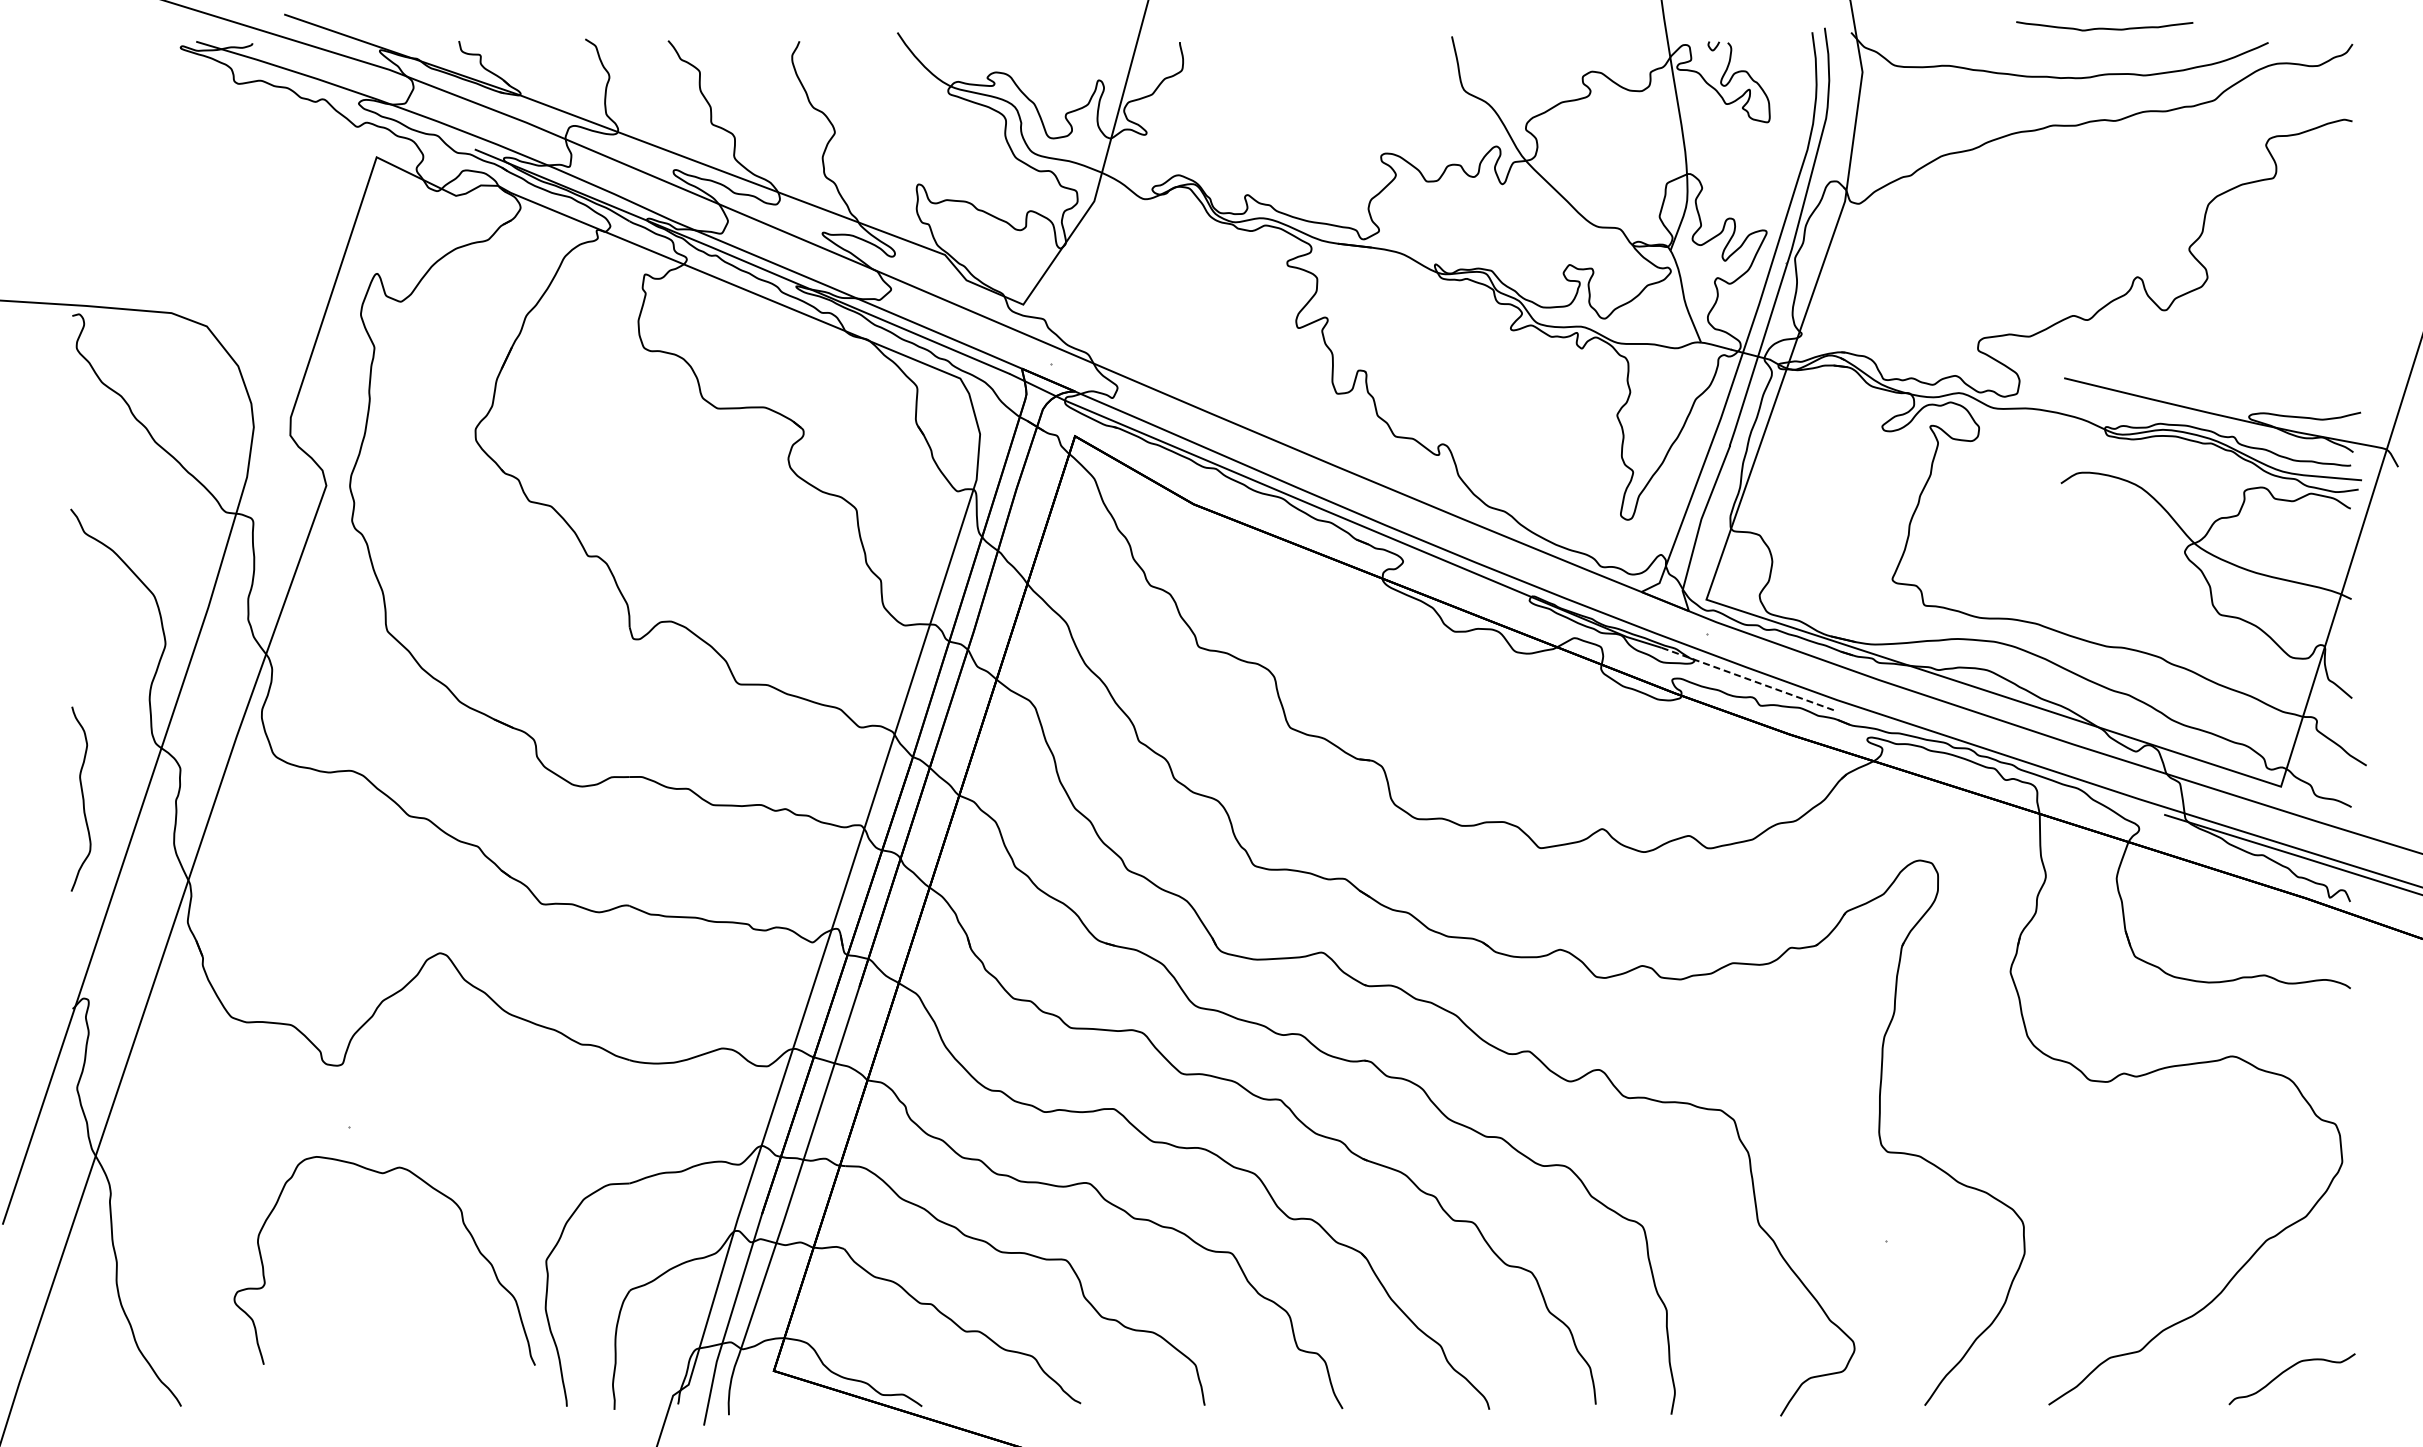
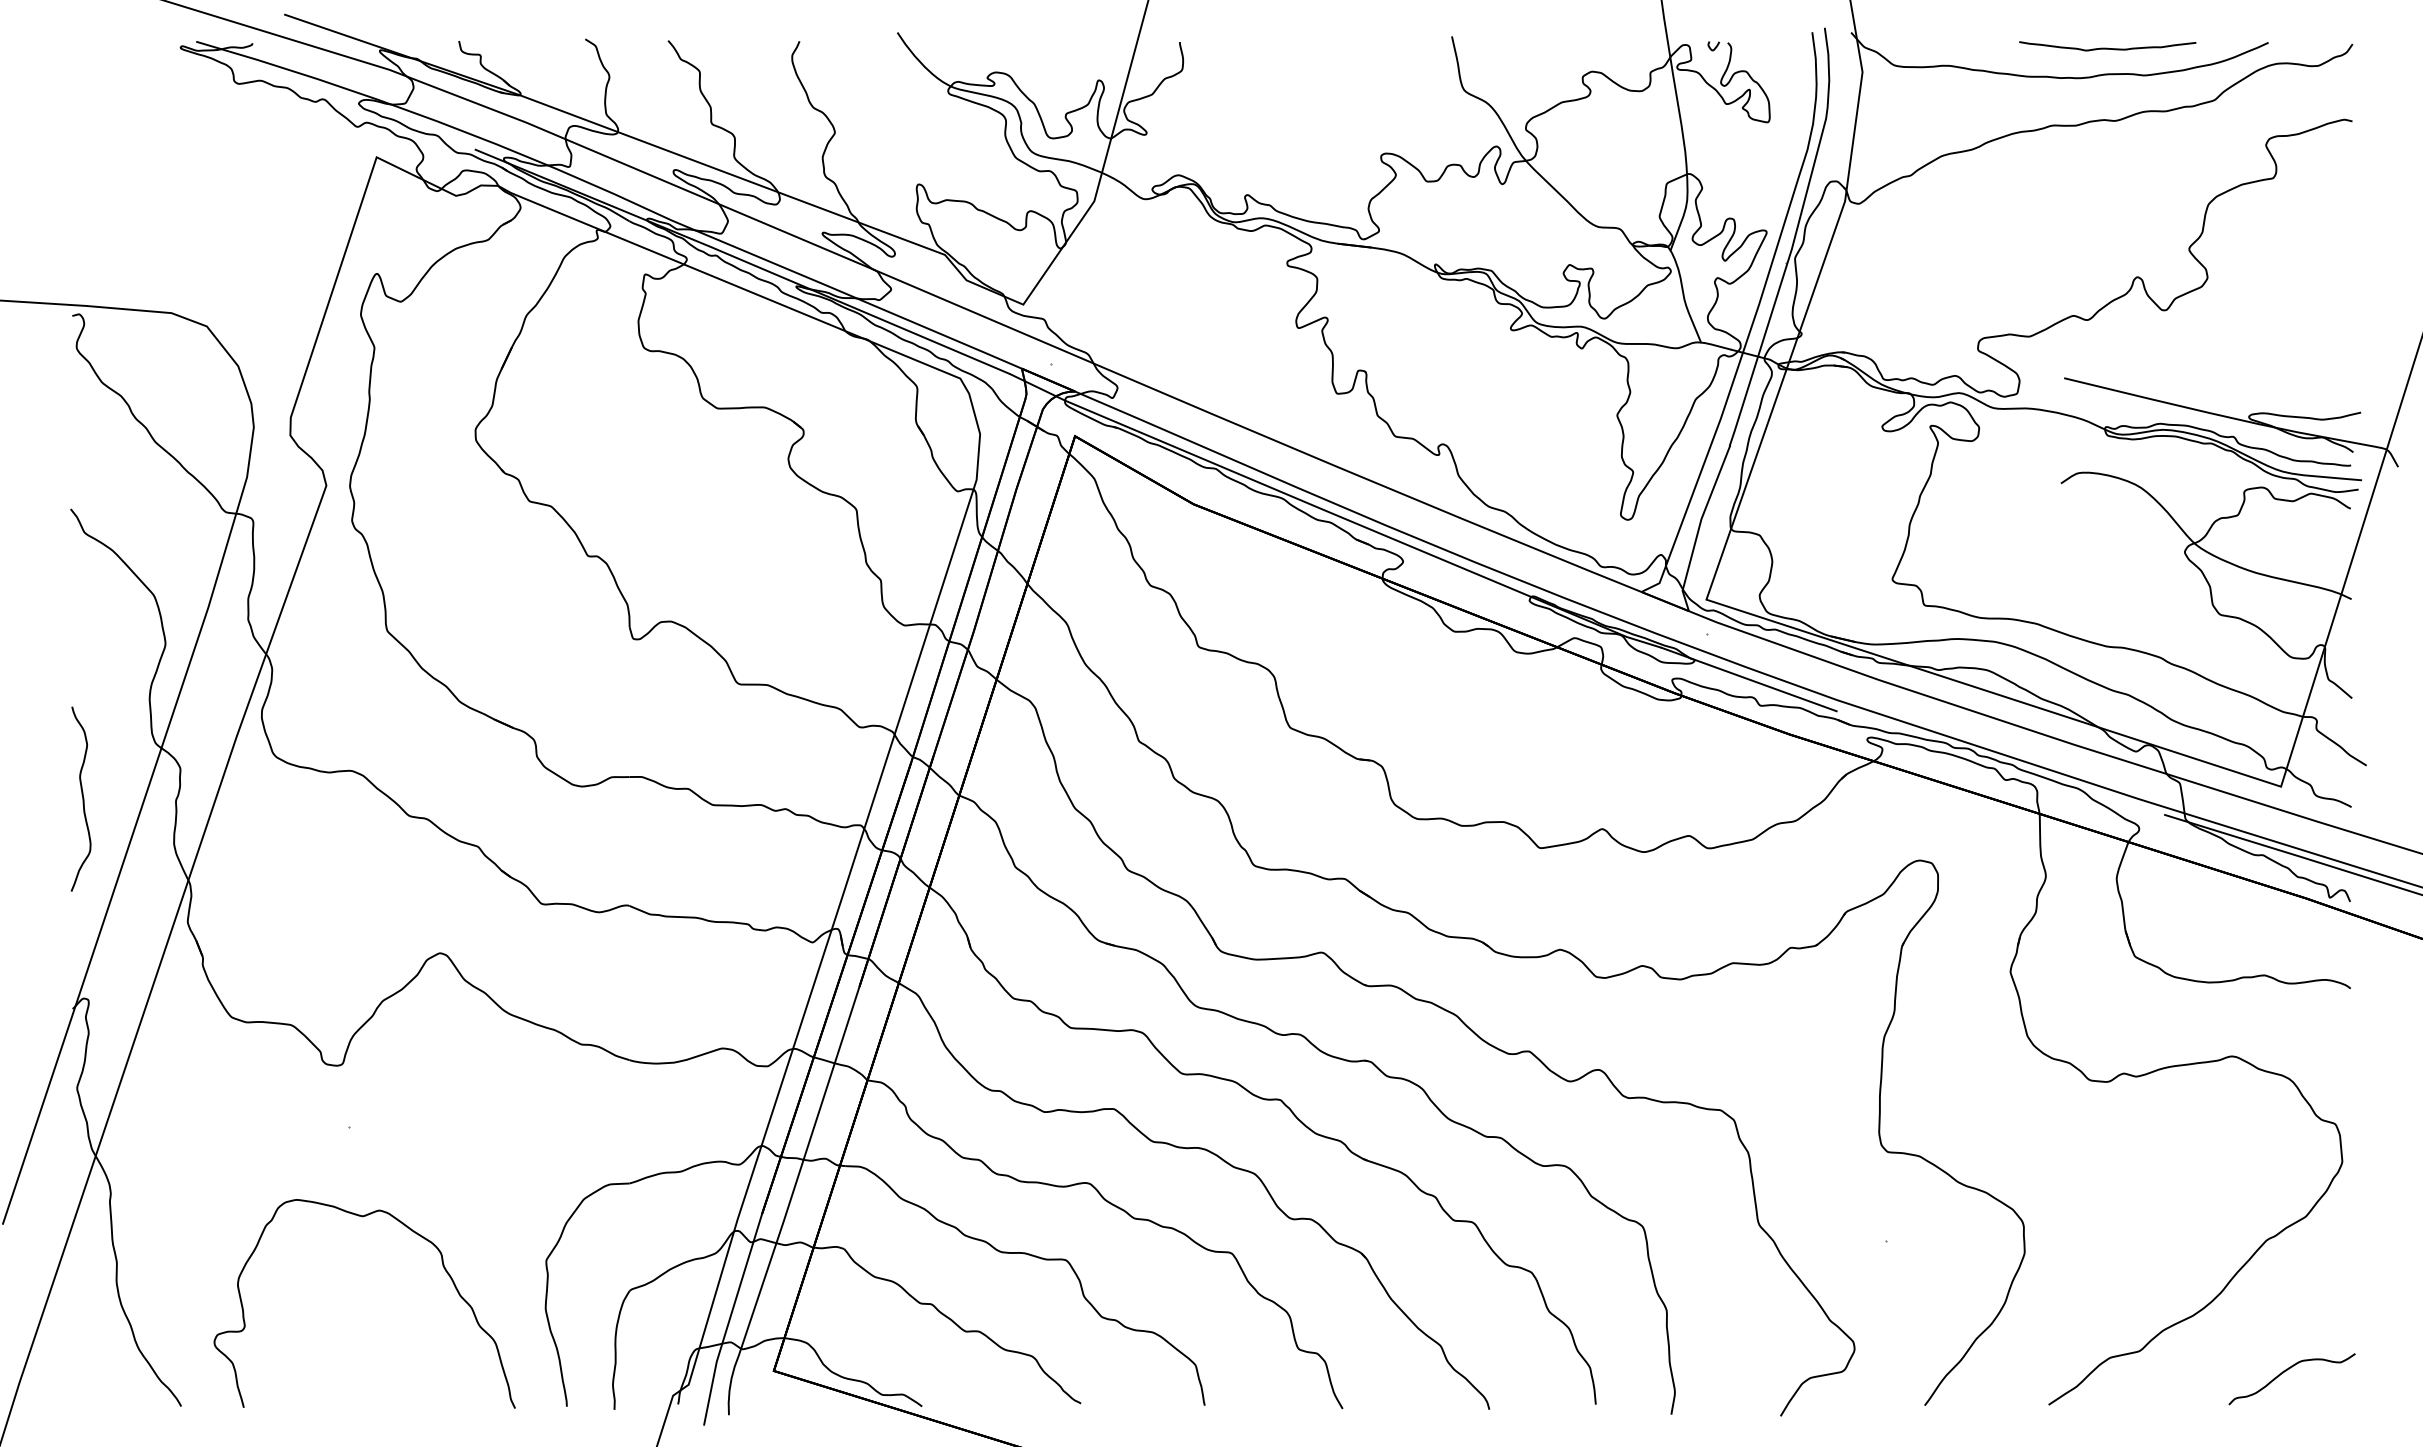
curve position: (2104, 27) -> (2107, 47) (2107, 47)
line: dashed -> solid (1749, 679)
curve position: (382, 1174) -> (362, 1217) (362, 1217)
